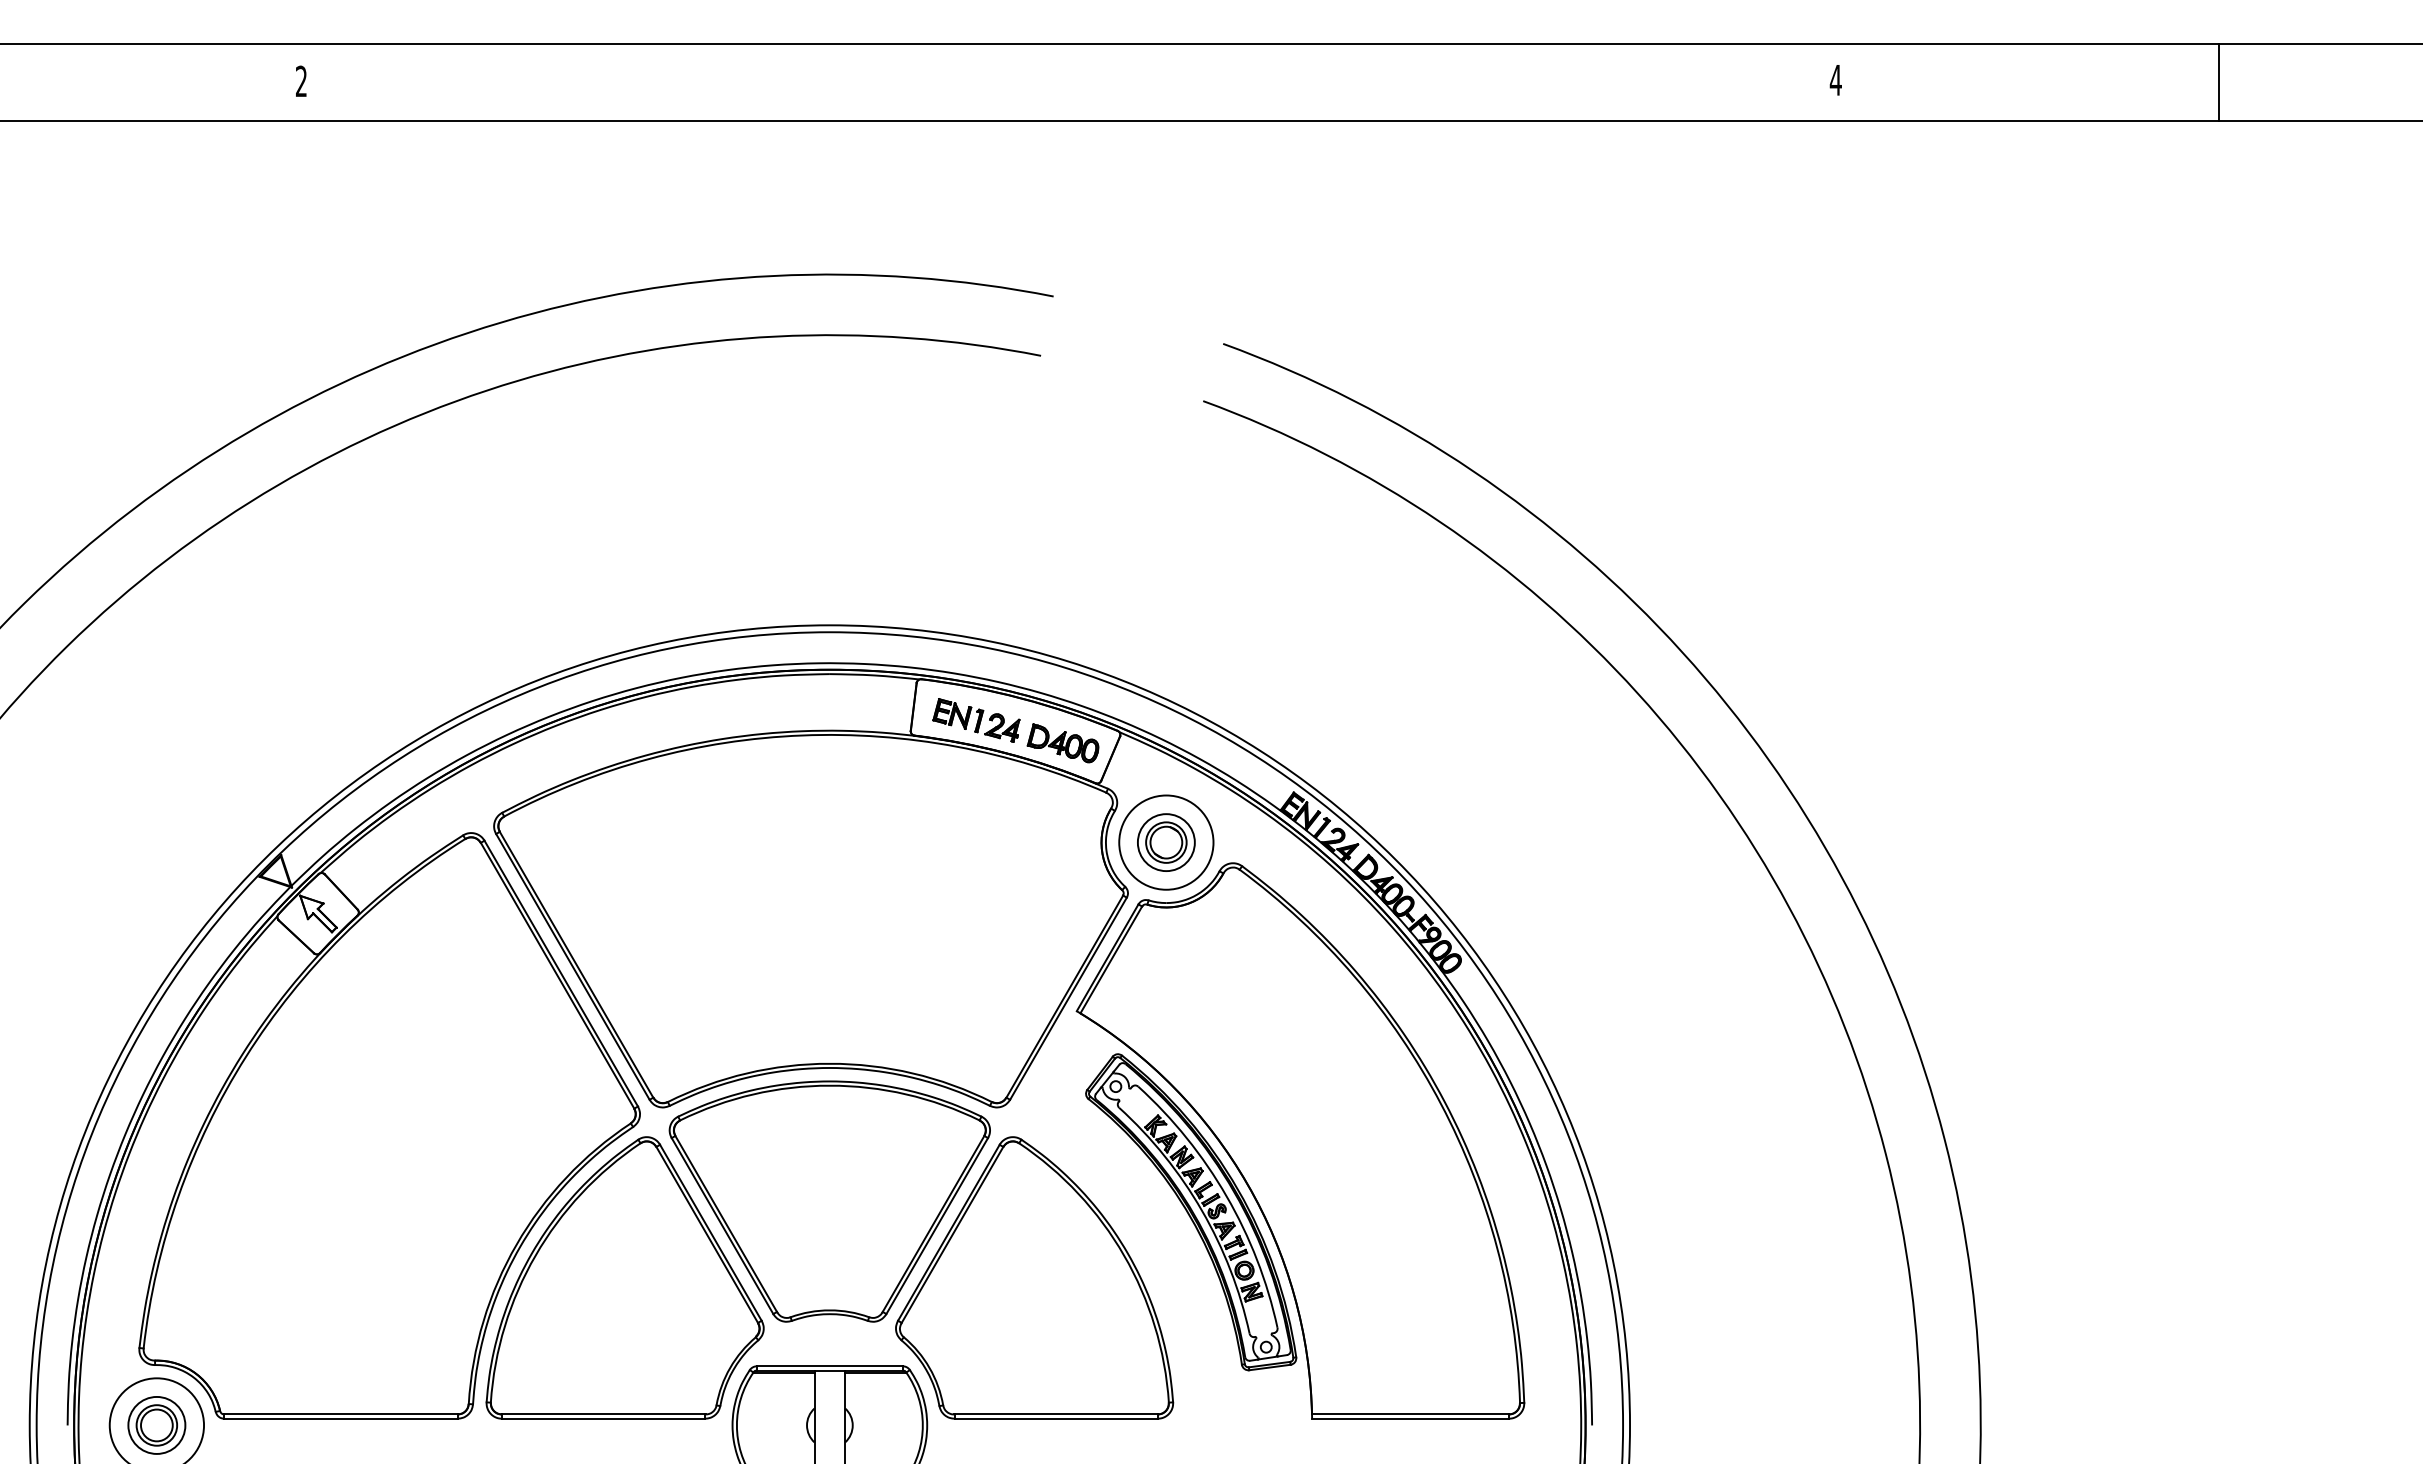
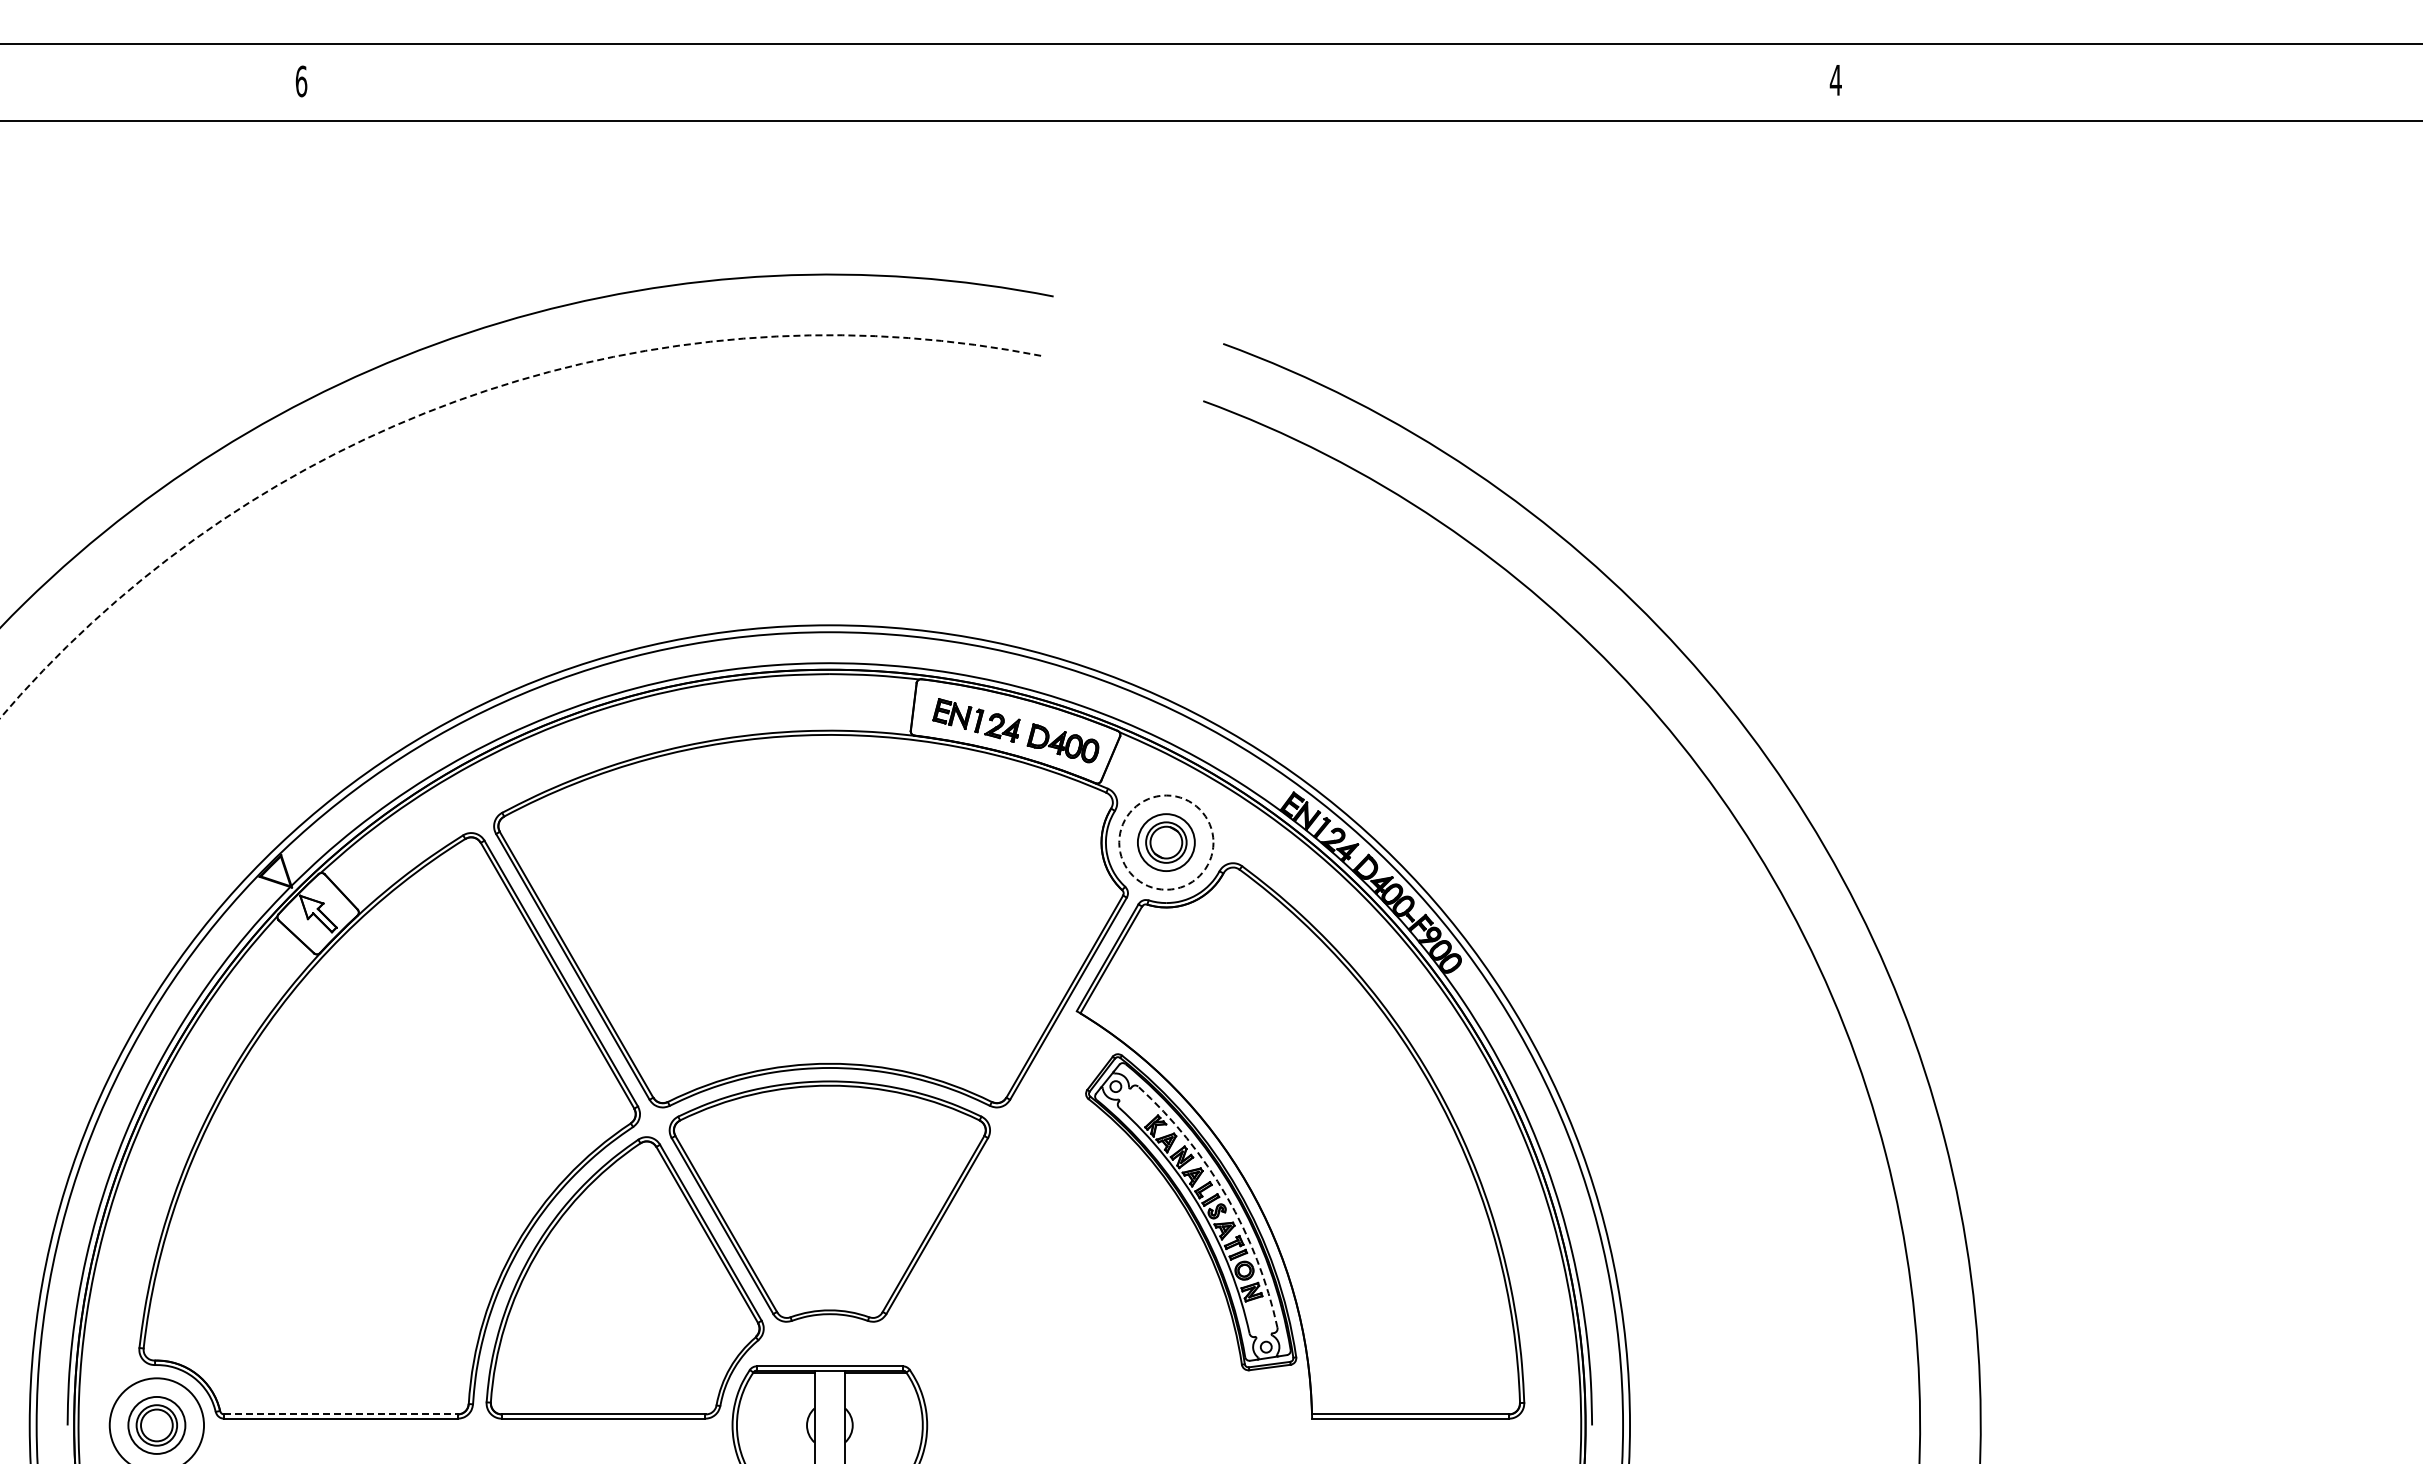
text: 2 -> 6 (301, 81)
line: present -> none (2219, 81)
arc: solid -> dashed (470, 396)
circle: solid -> dashed (1166, 842)
arc: solid -> dashed (1226, 1196)
part: present -> none (1034, 1277)
line: solid -> dashed (341, 1414)
